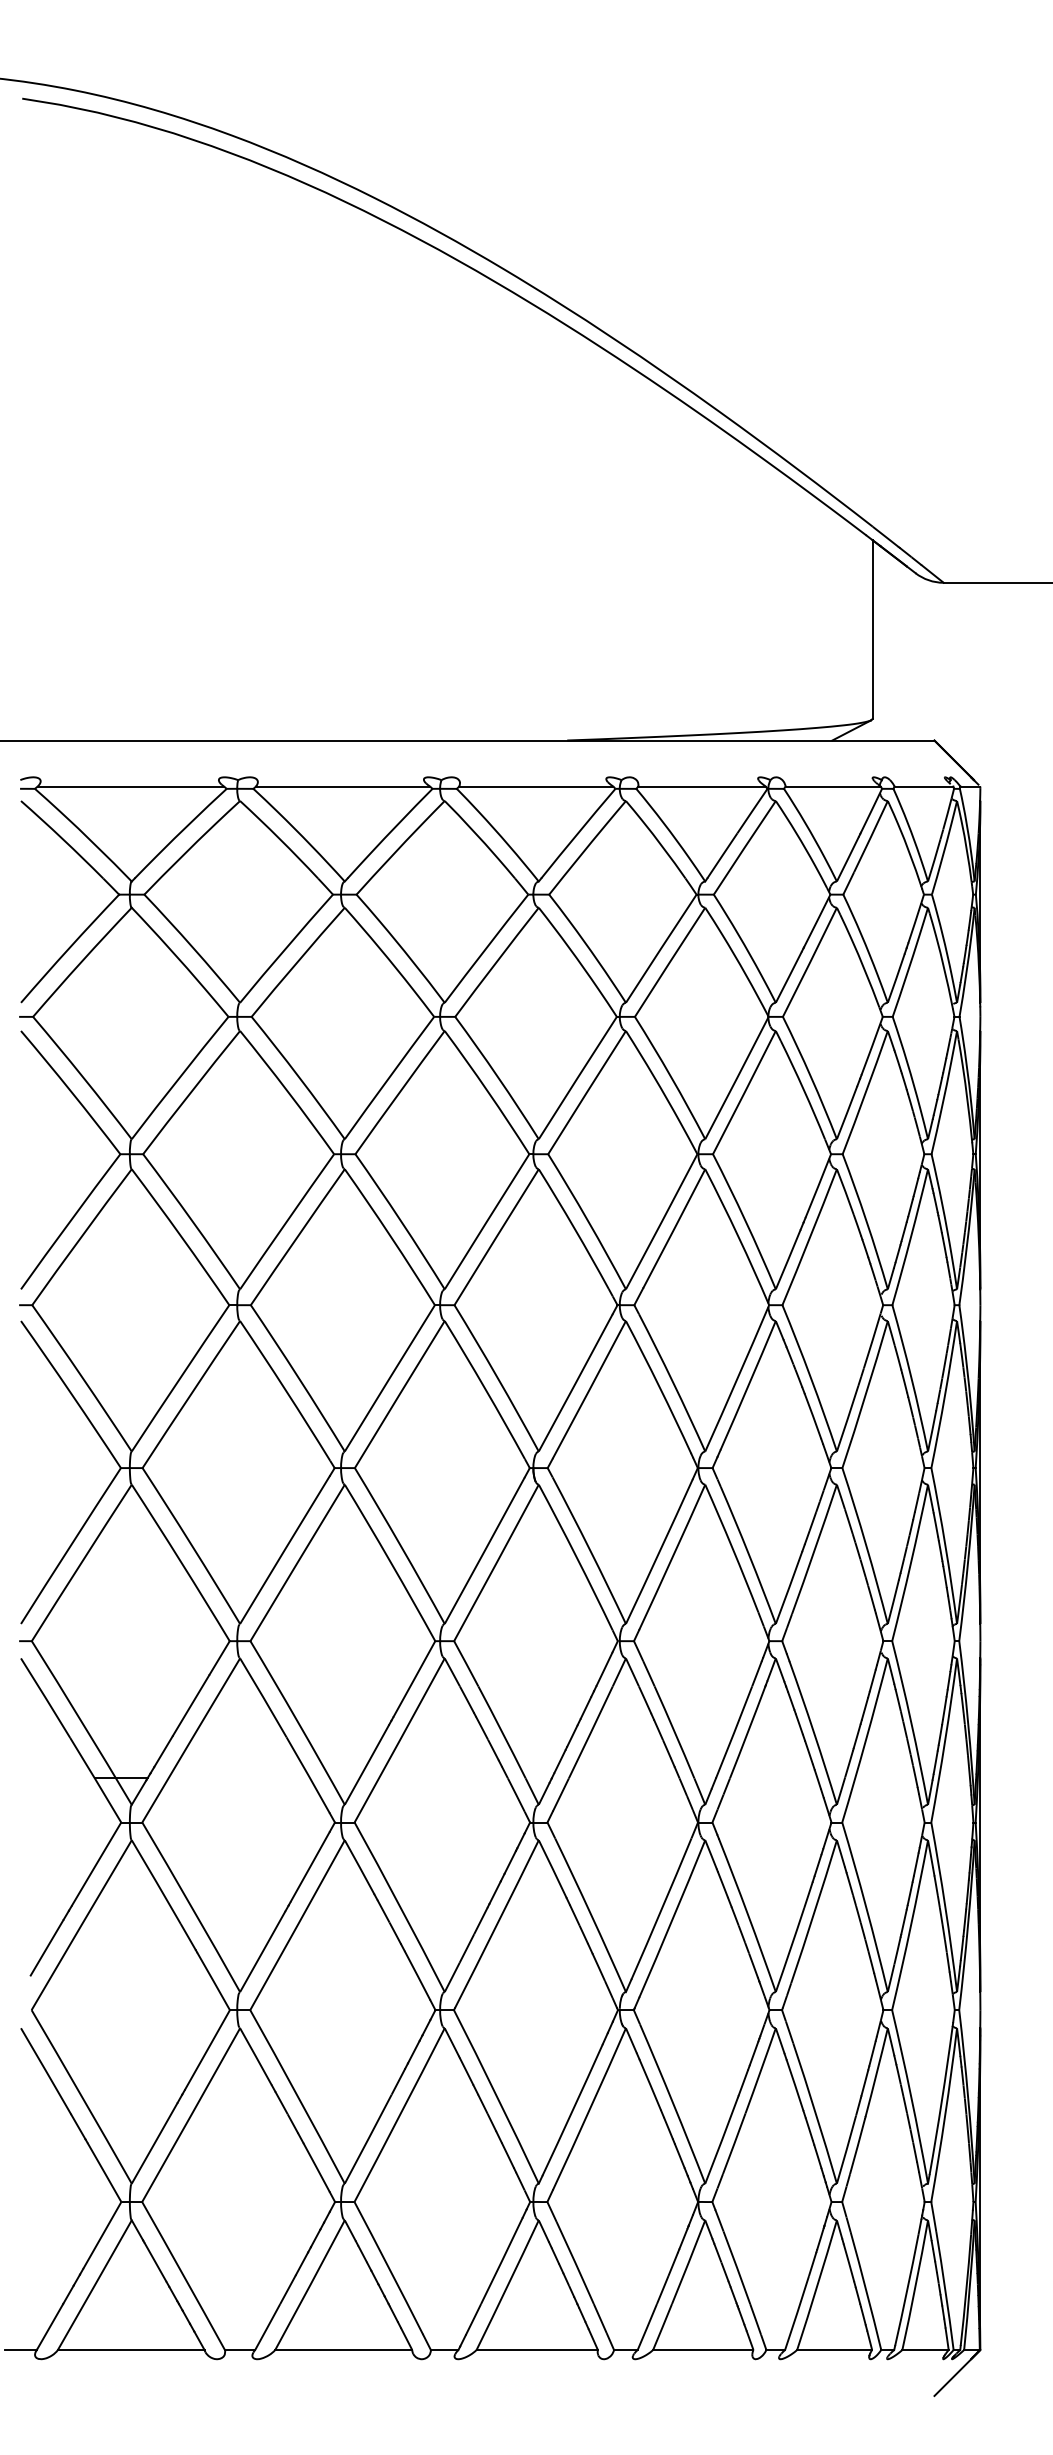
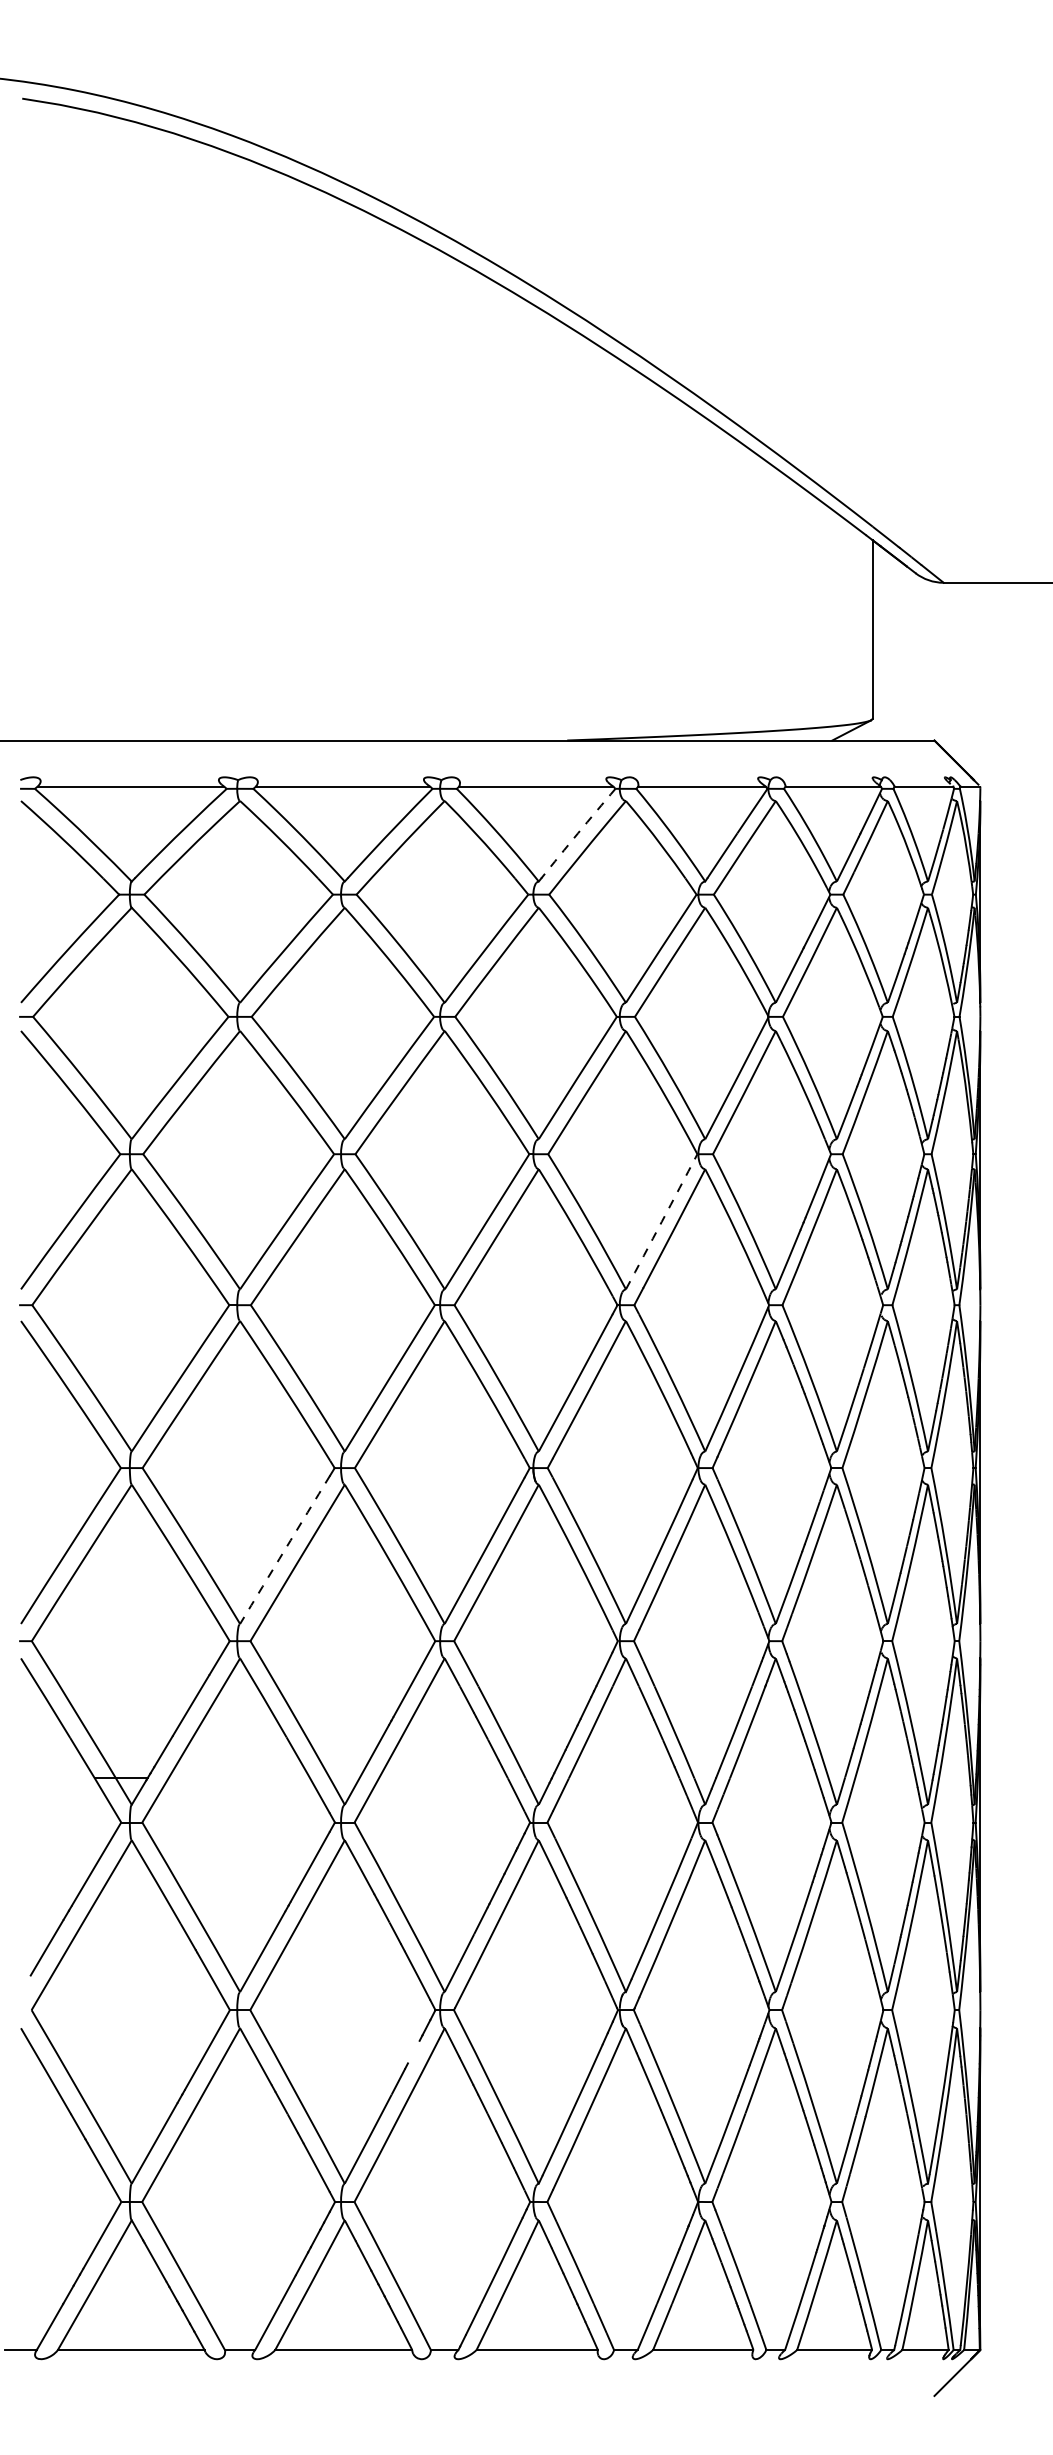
arc: solid -> dashed (578, 833)
arc: solid -> dashed (661, 1221)
arc: solid -> dashed (285, 1549)
line: present -> none (413, 2051)
